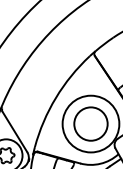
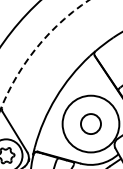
arc: solid -> dashed (35, 49)
circle diameter: 33 px -> 20 px (90, 124)
